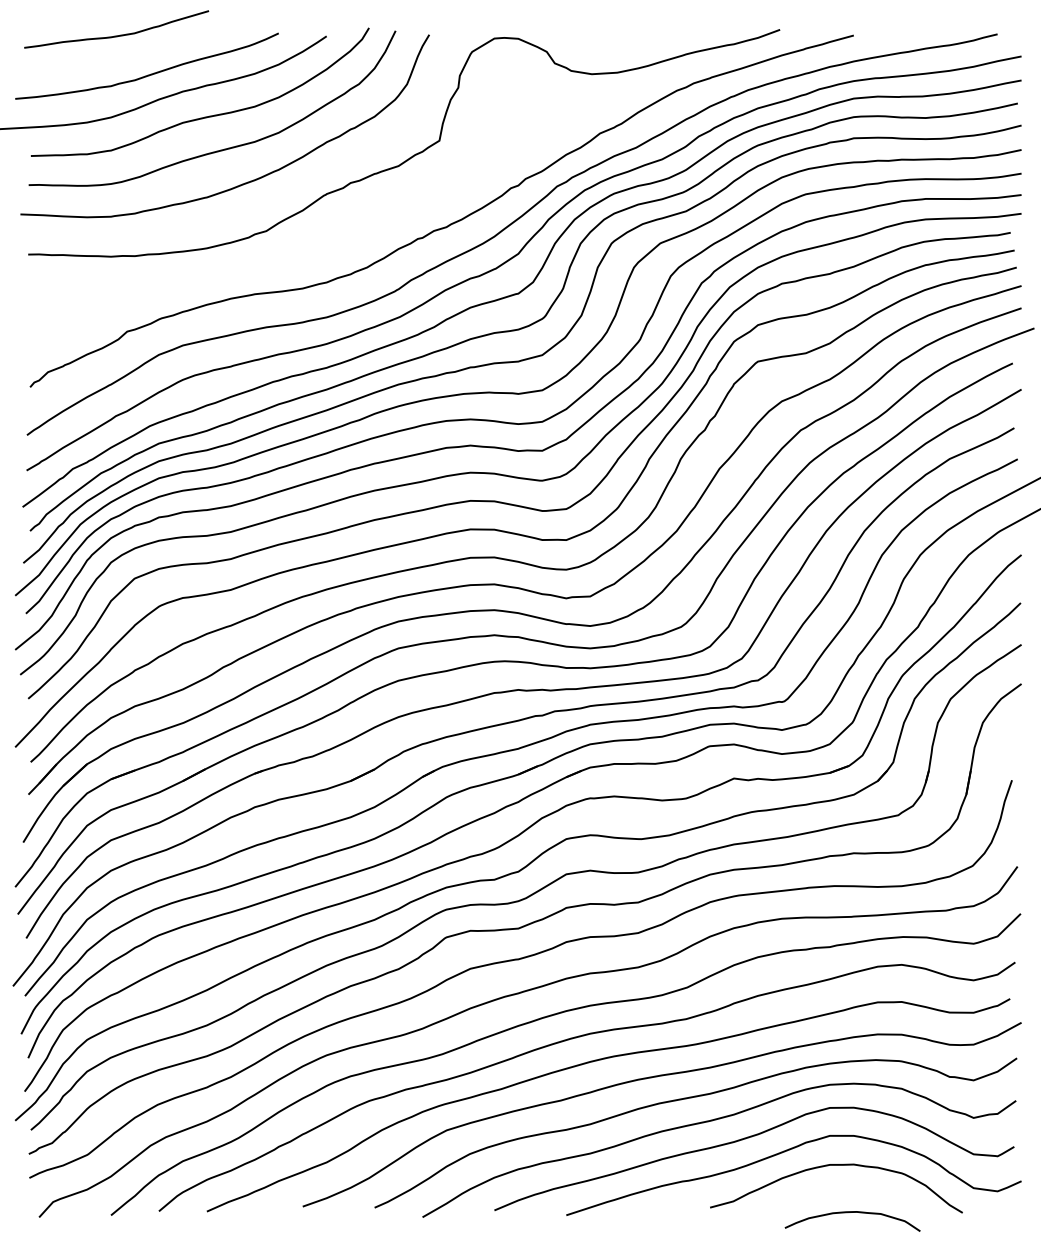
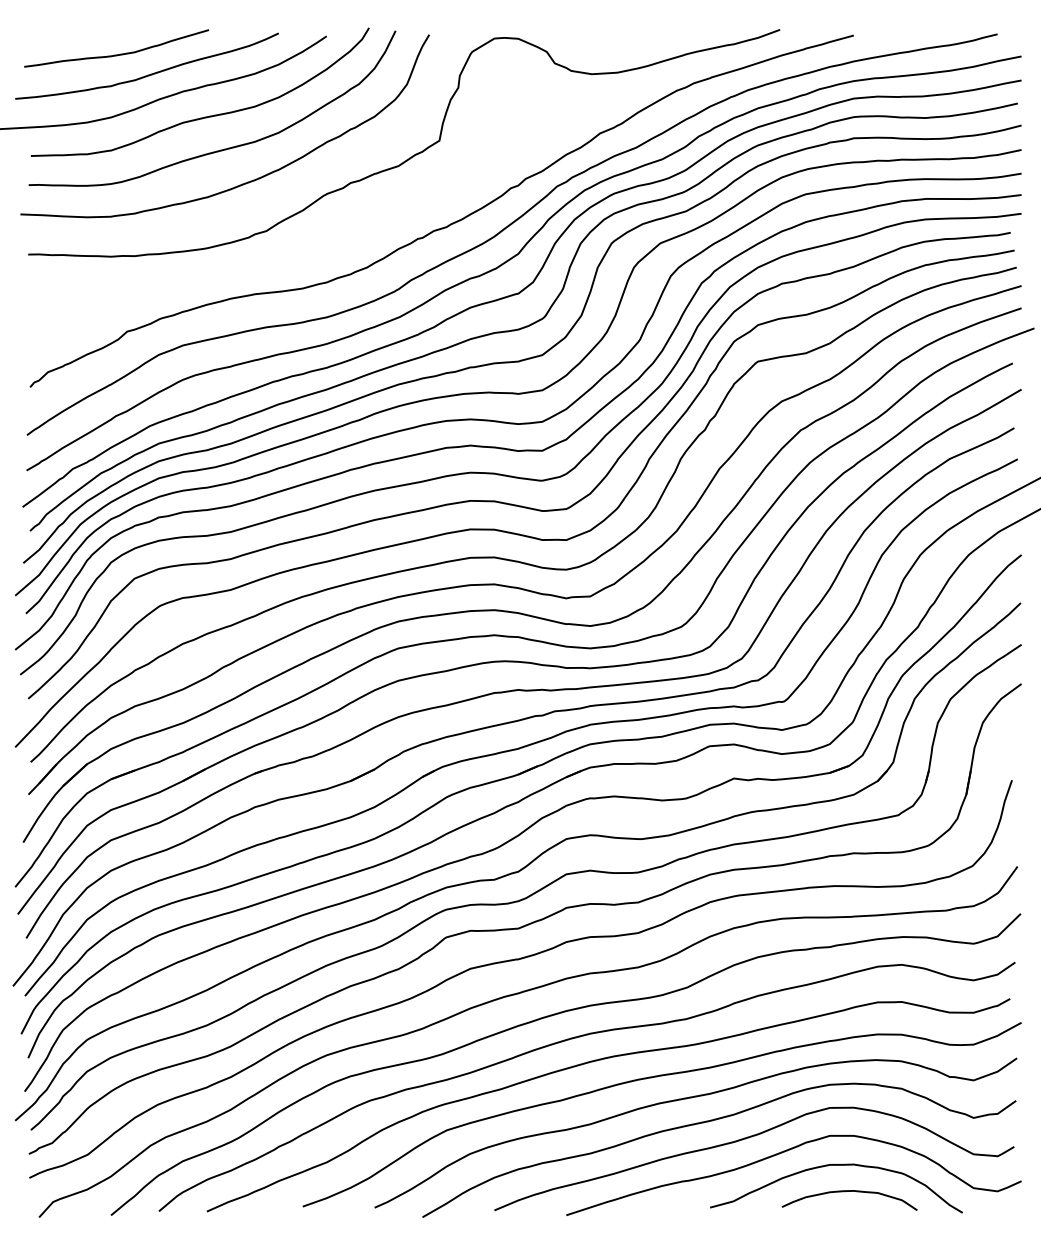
curve position: (116, 35) -> (116, 54) (116, 54)
curve position: (852, 1212) -> (849, 1191) (849, 1191)
